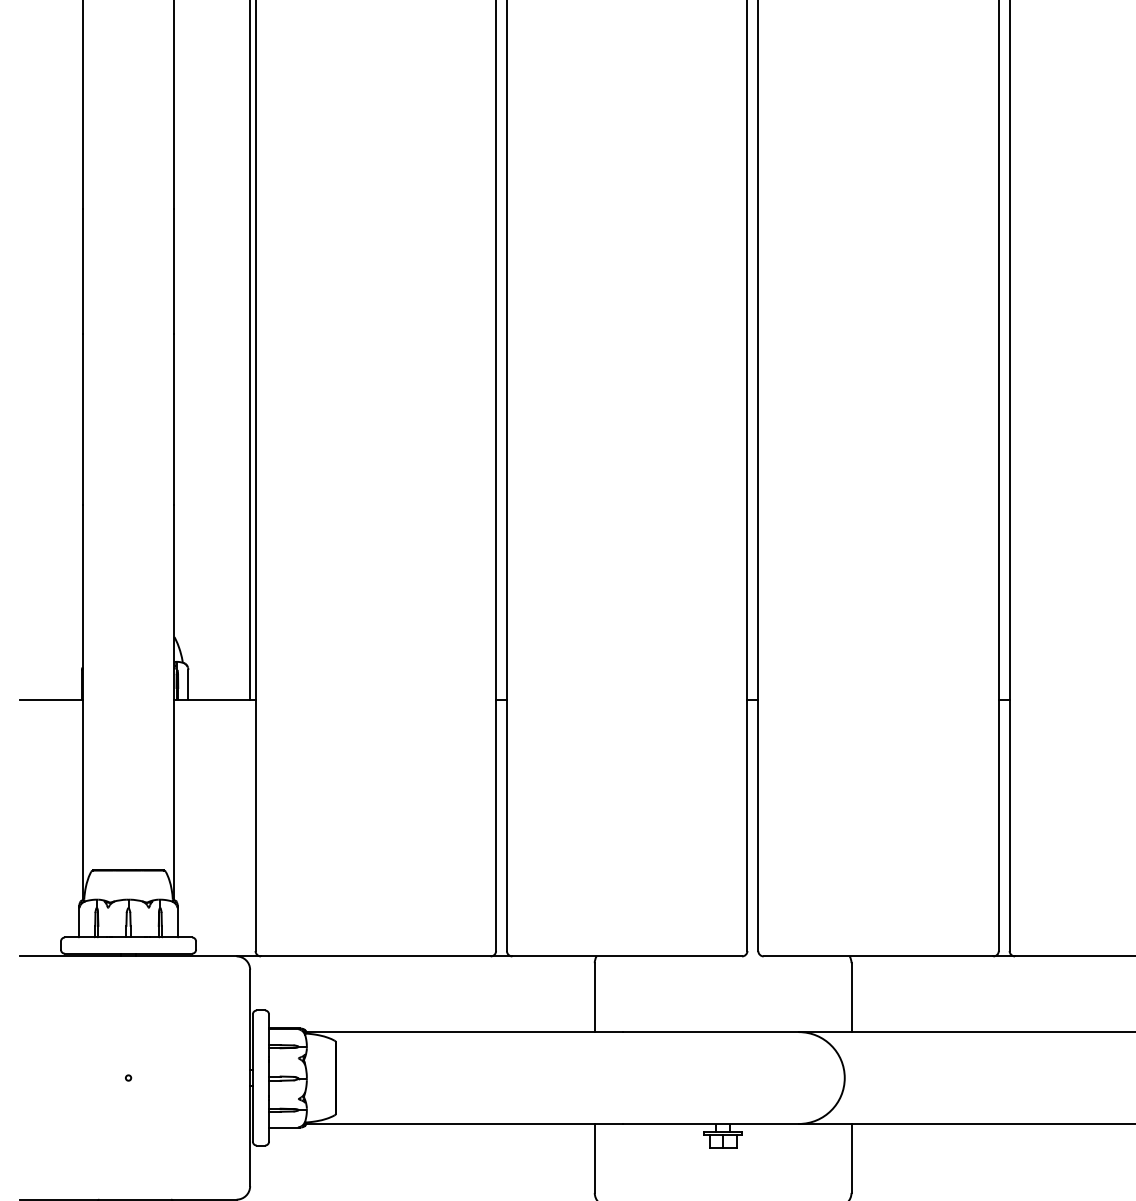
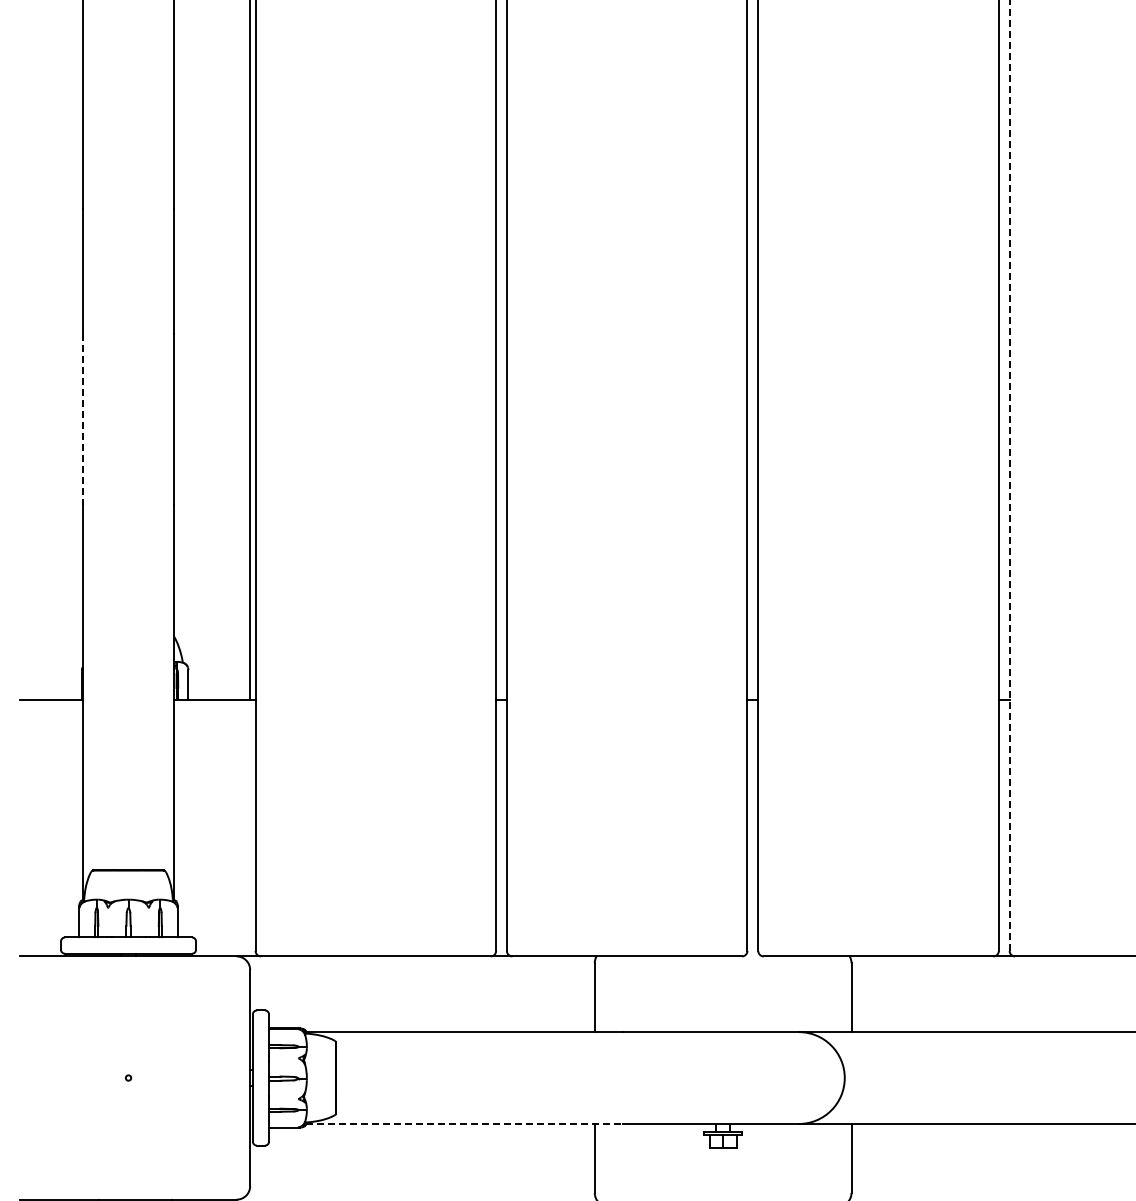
line: solid -> dashed (82, 419)
line: solid -> dashed (1009, 475)
line: solid -> dashed (465, 1123)
